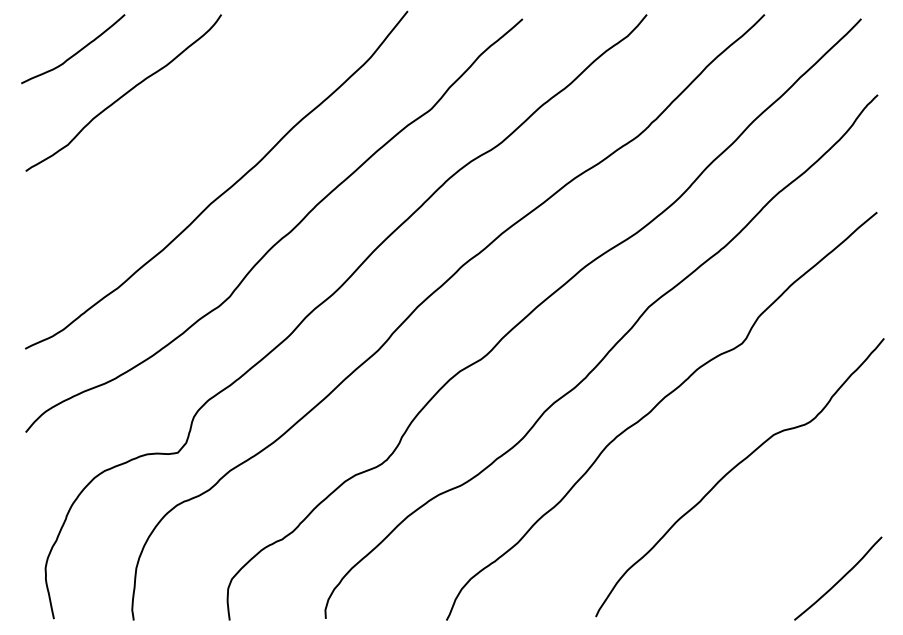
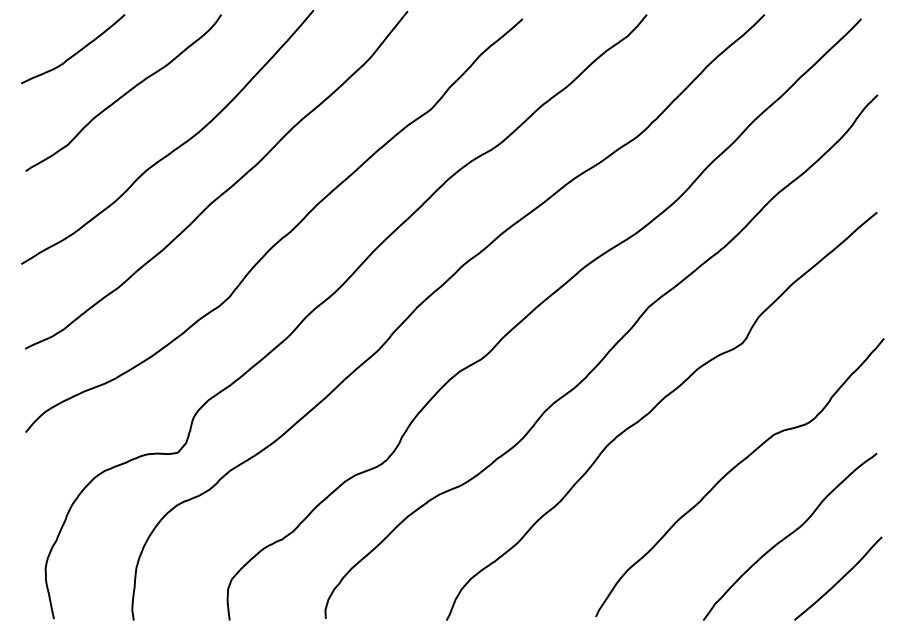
curve: none -> present (176, 147)
curve: none -> present (790, 535)
